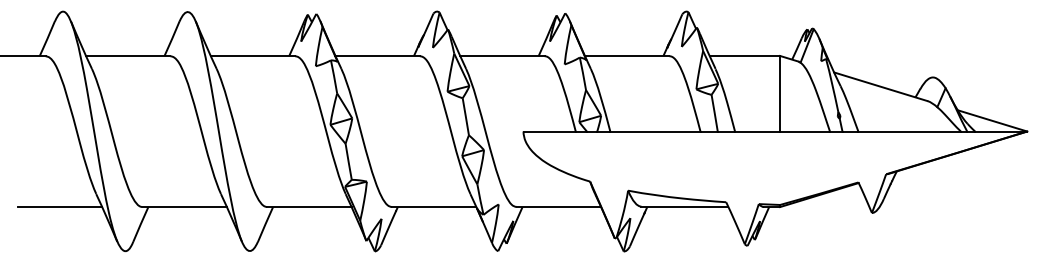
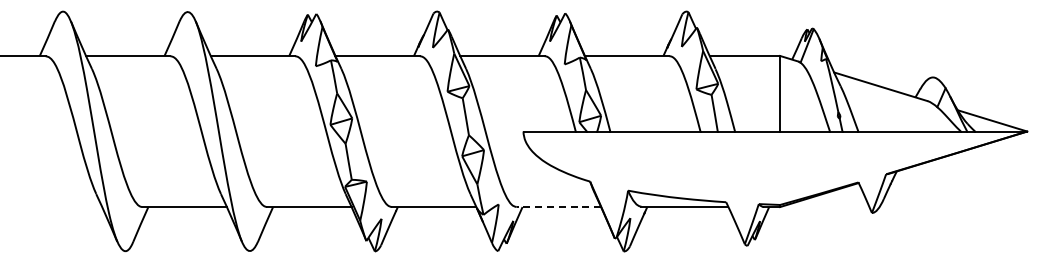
line: present -> none (59, 207)
line: solid -> dashed (558, 207)
